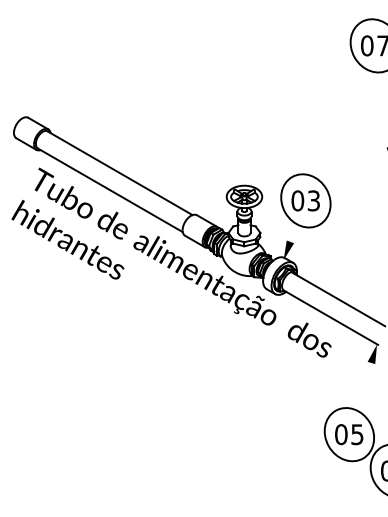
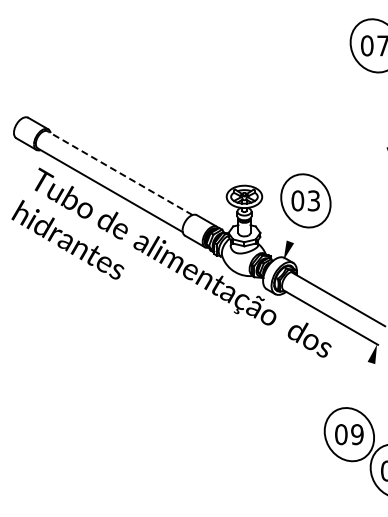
line: solid -> dashed (120, 173)
text: 05 -> 09 (357, 434)
